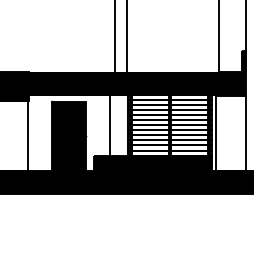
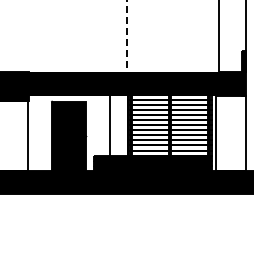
line: present -> none (114, 36)
line: solid -> dashed (126, 36)
